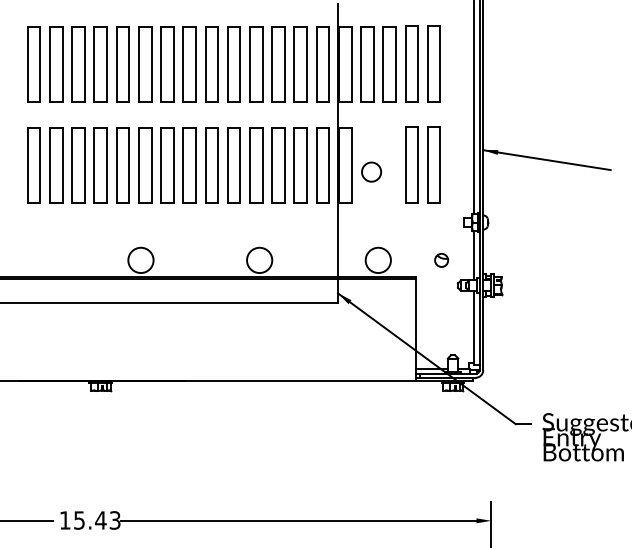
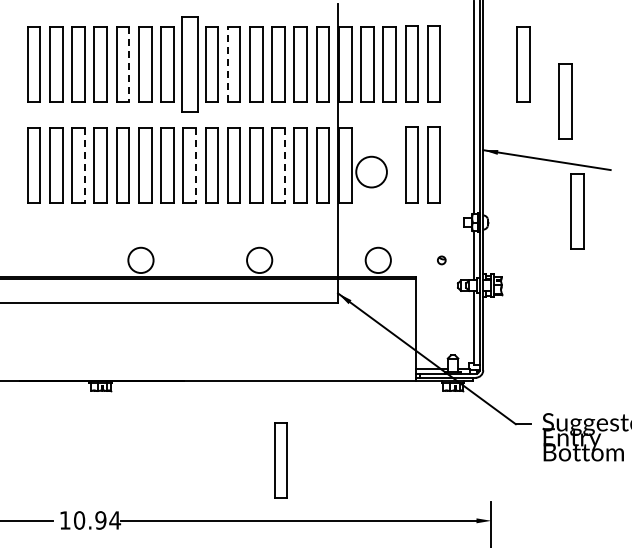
line: solid -> dashed (129, 64)
part size: 15x77 px -> 18x97 px (189, 64)
line: solid -> dashed (227, 64)
part: none -> present (523, 64)
part: none -> present (565, 101)
line: solid -> dashed (84, 165)
line: solid -> dashed (195, 165)
line: solid -> dashed (284, 165)
circle diameter: 19 px -> 31 px (371, 171)
part: none -> present (577, 211)
part size: 16x15 px -> 10x11 px (441, 260)
part: none -> present (280, 460)
text: 15.43 -> 10.94 (97, 520)
